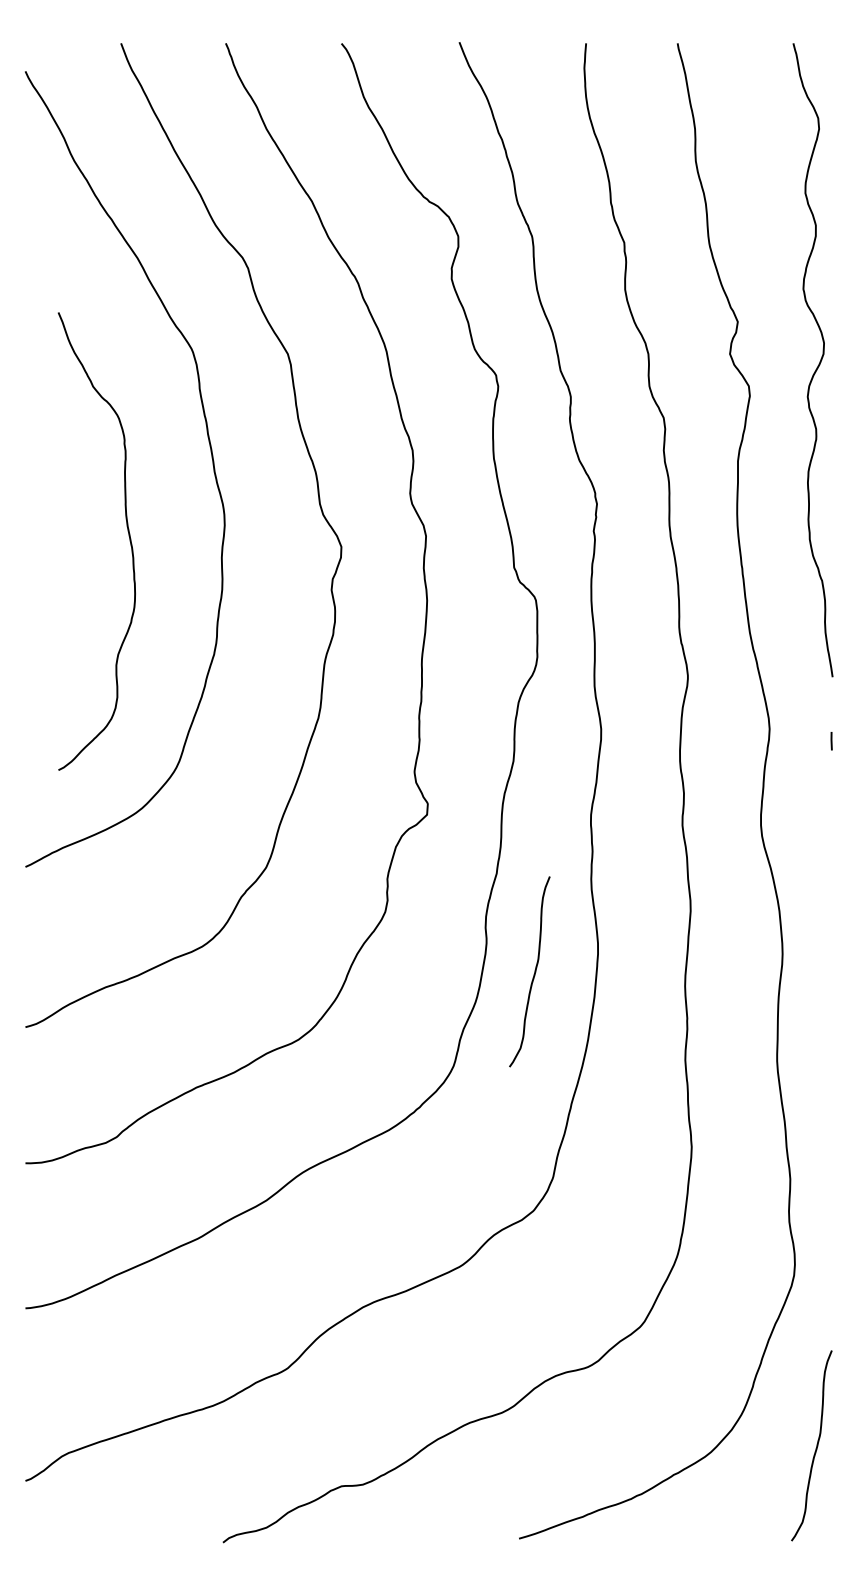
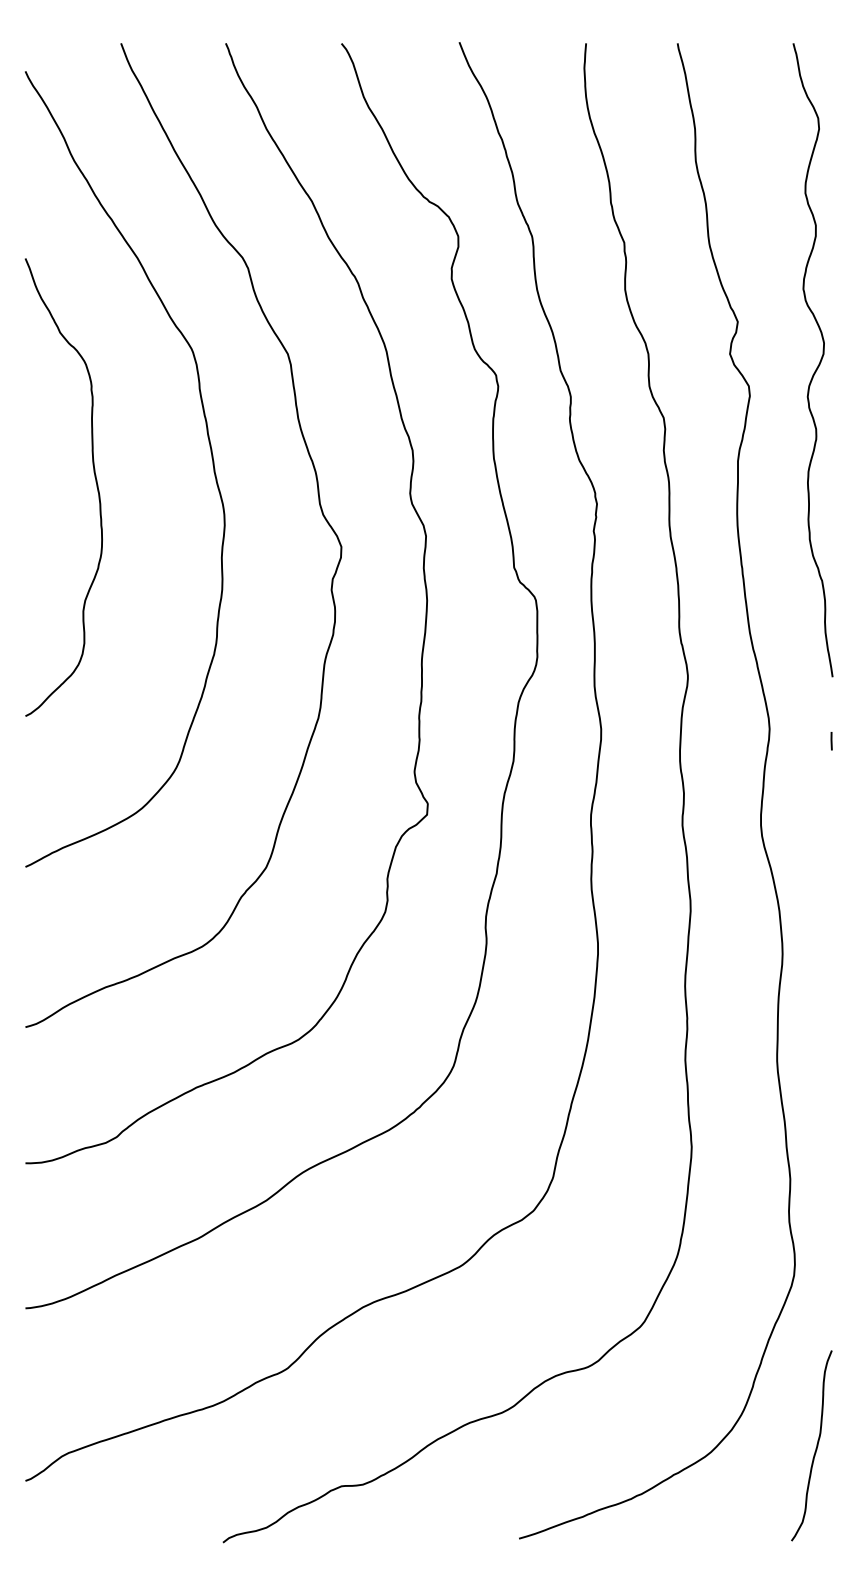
curve position: (128, 536) -> (95, 482) (95, 482)
curve: present -> none (534, 971)
